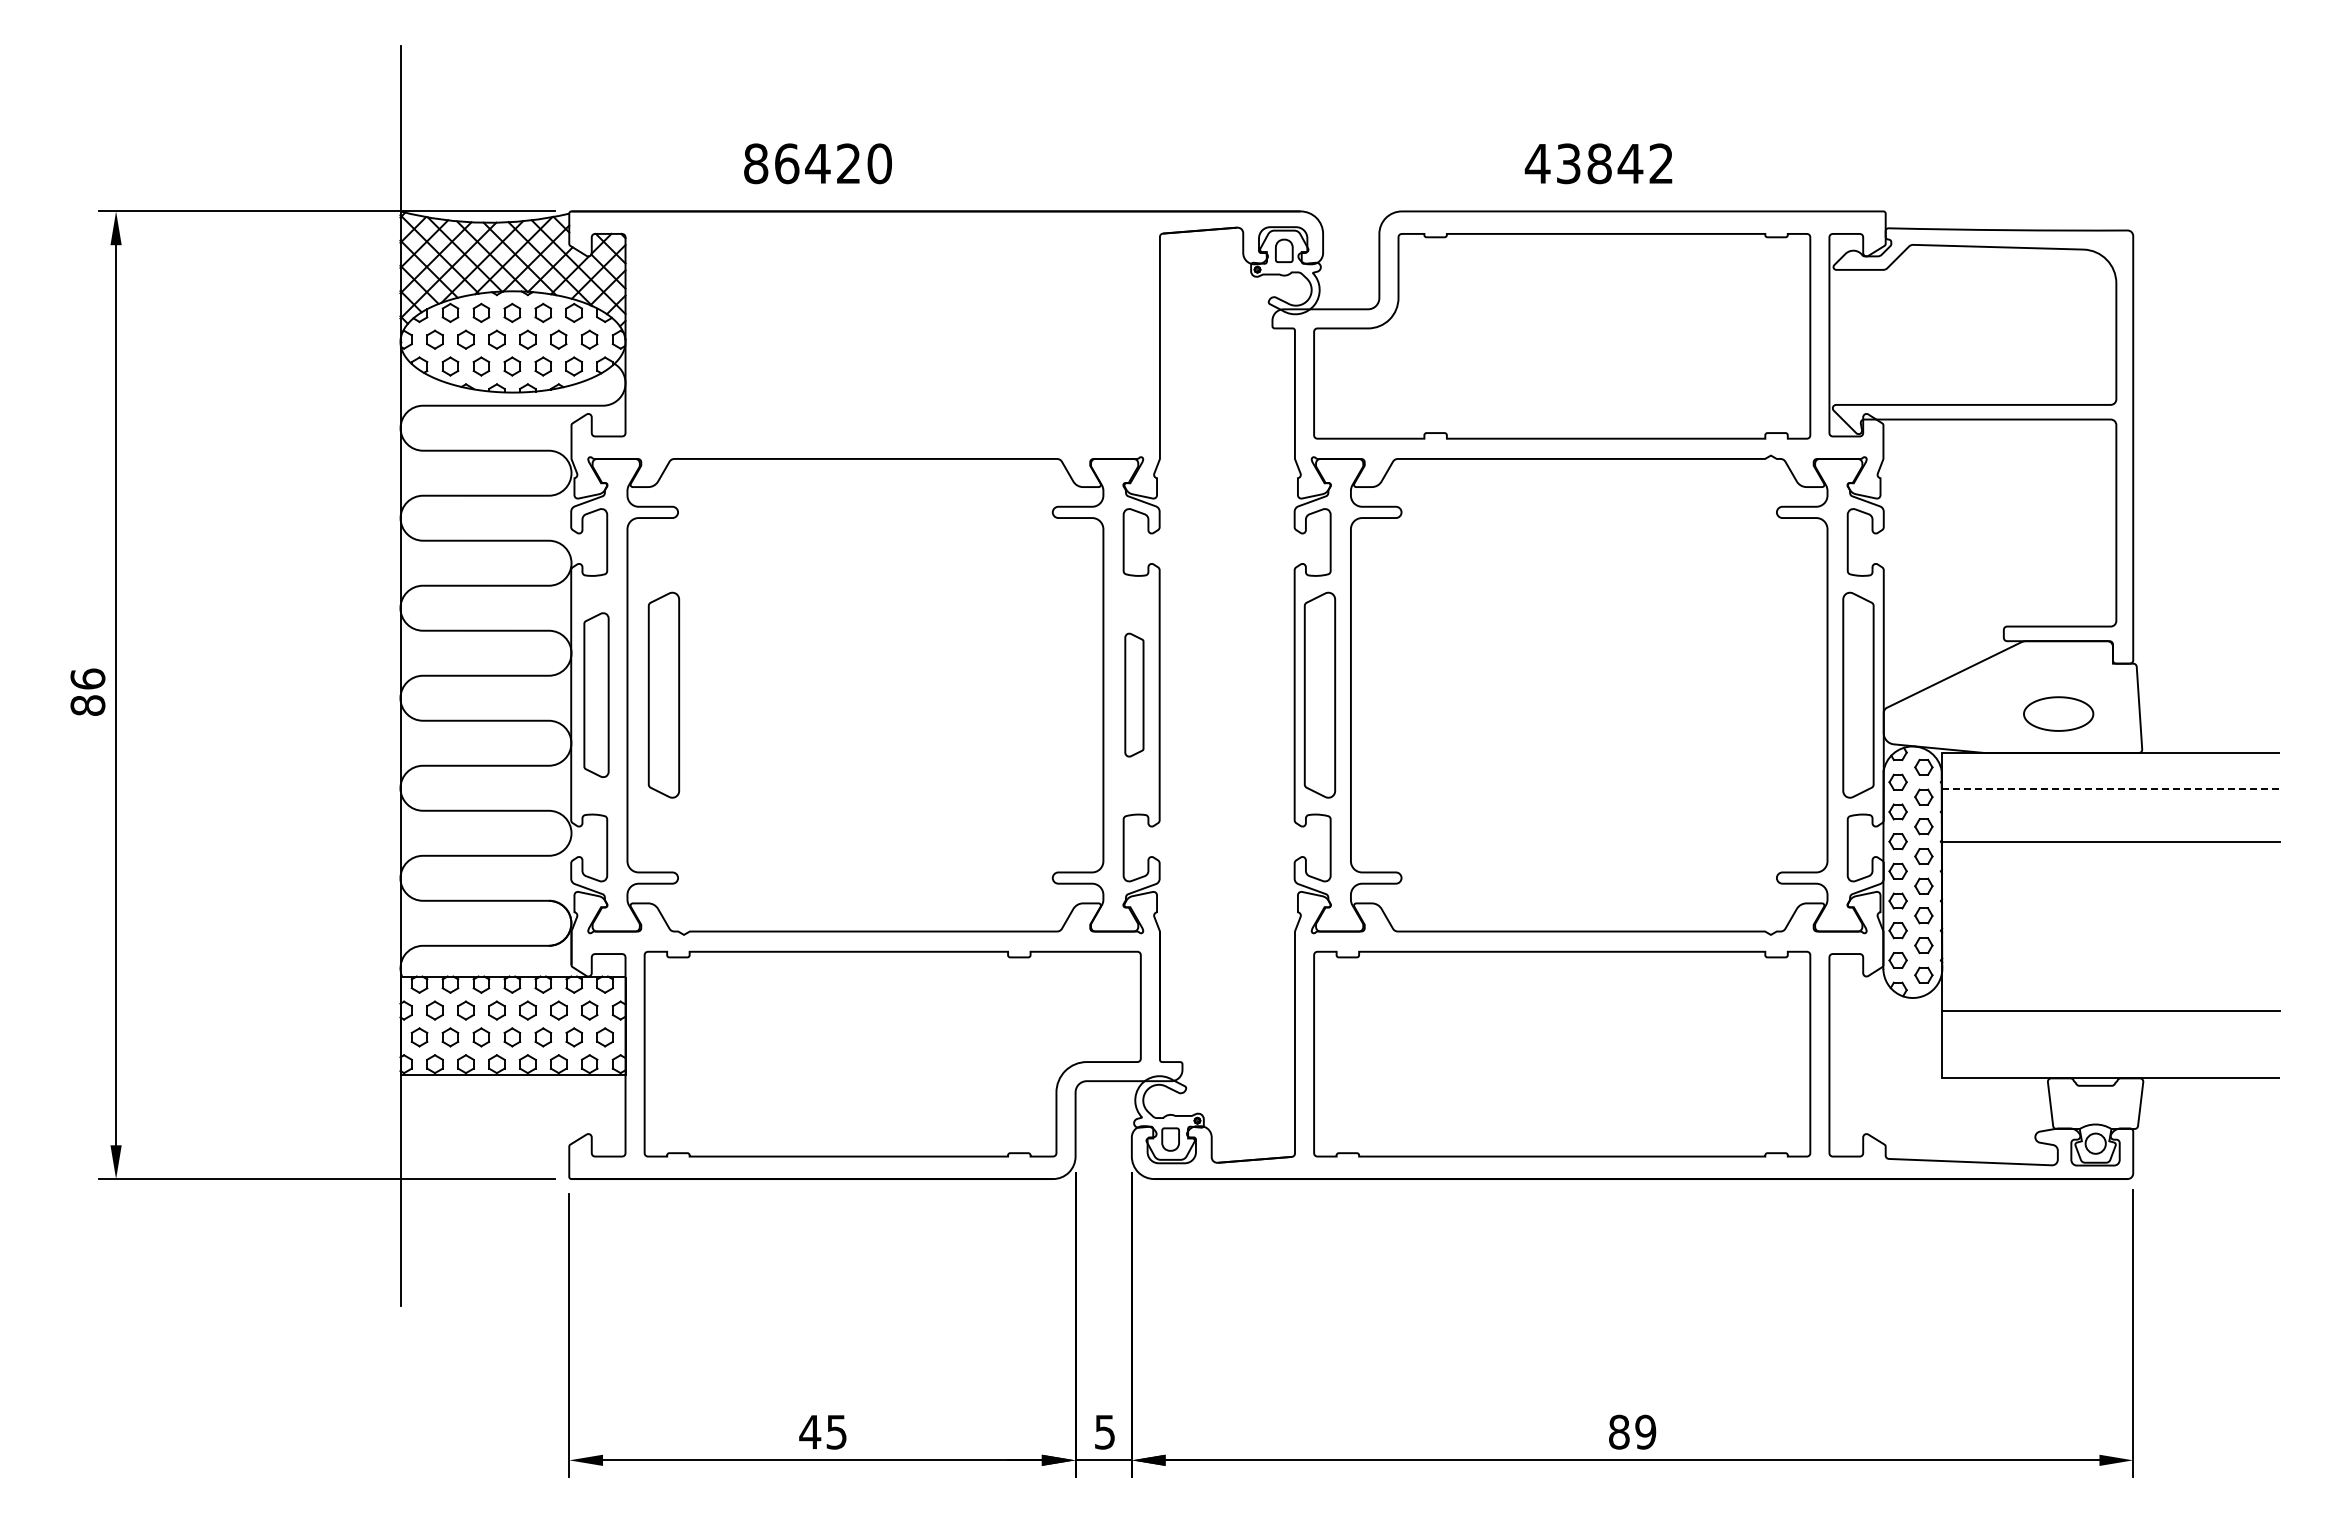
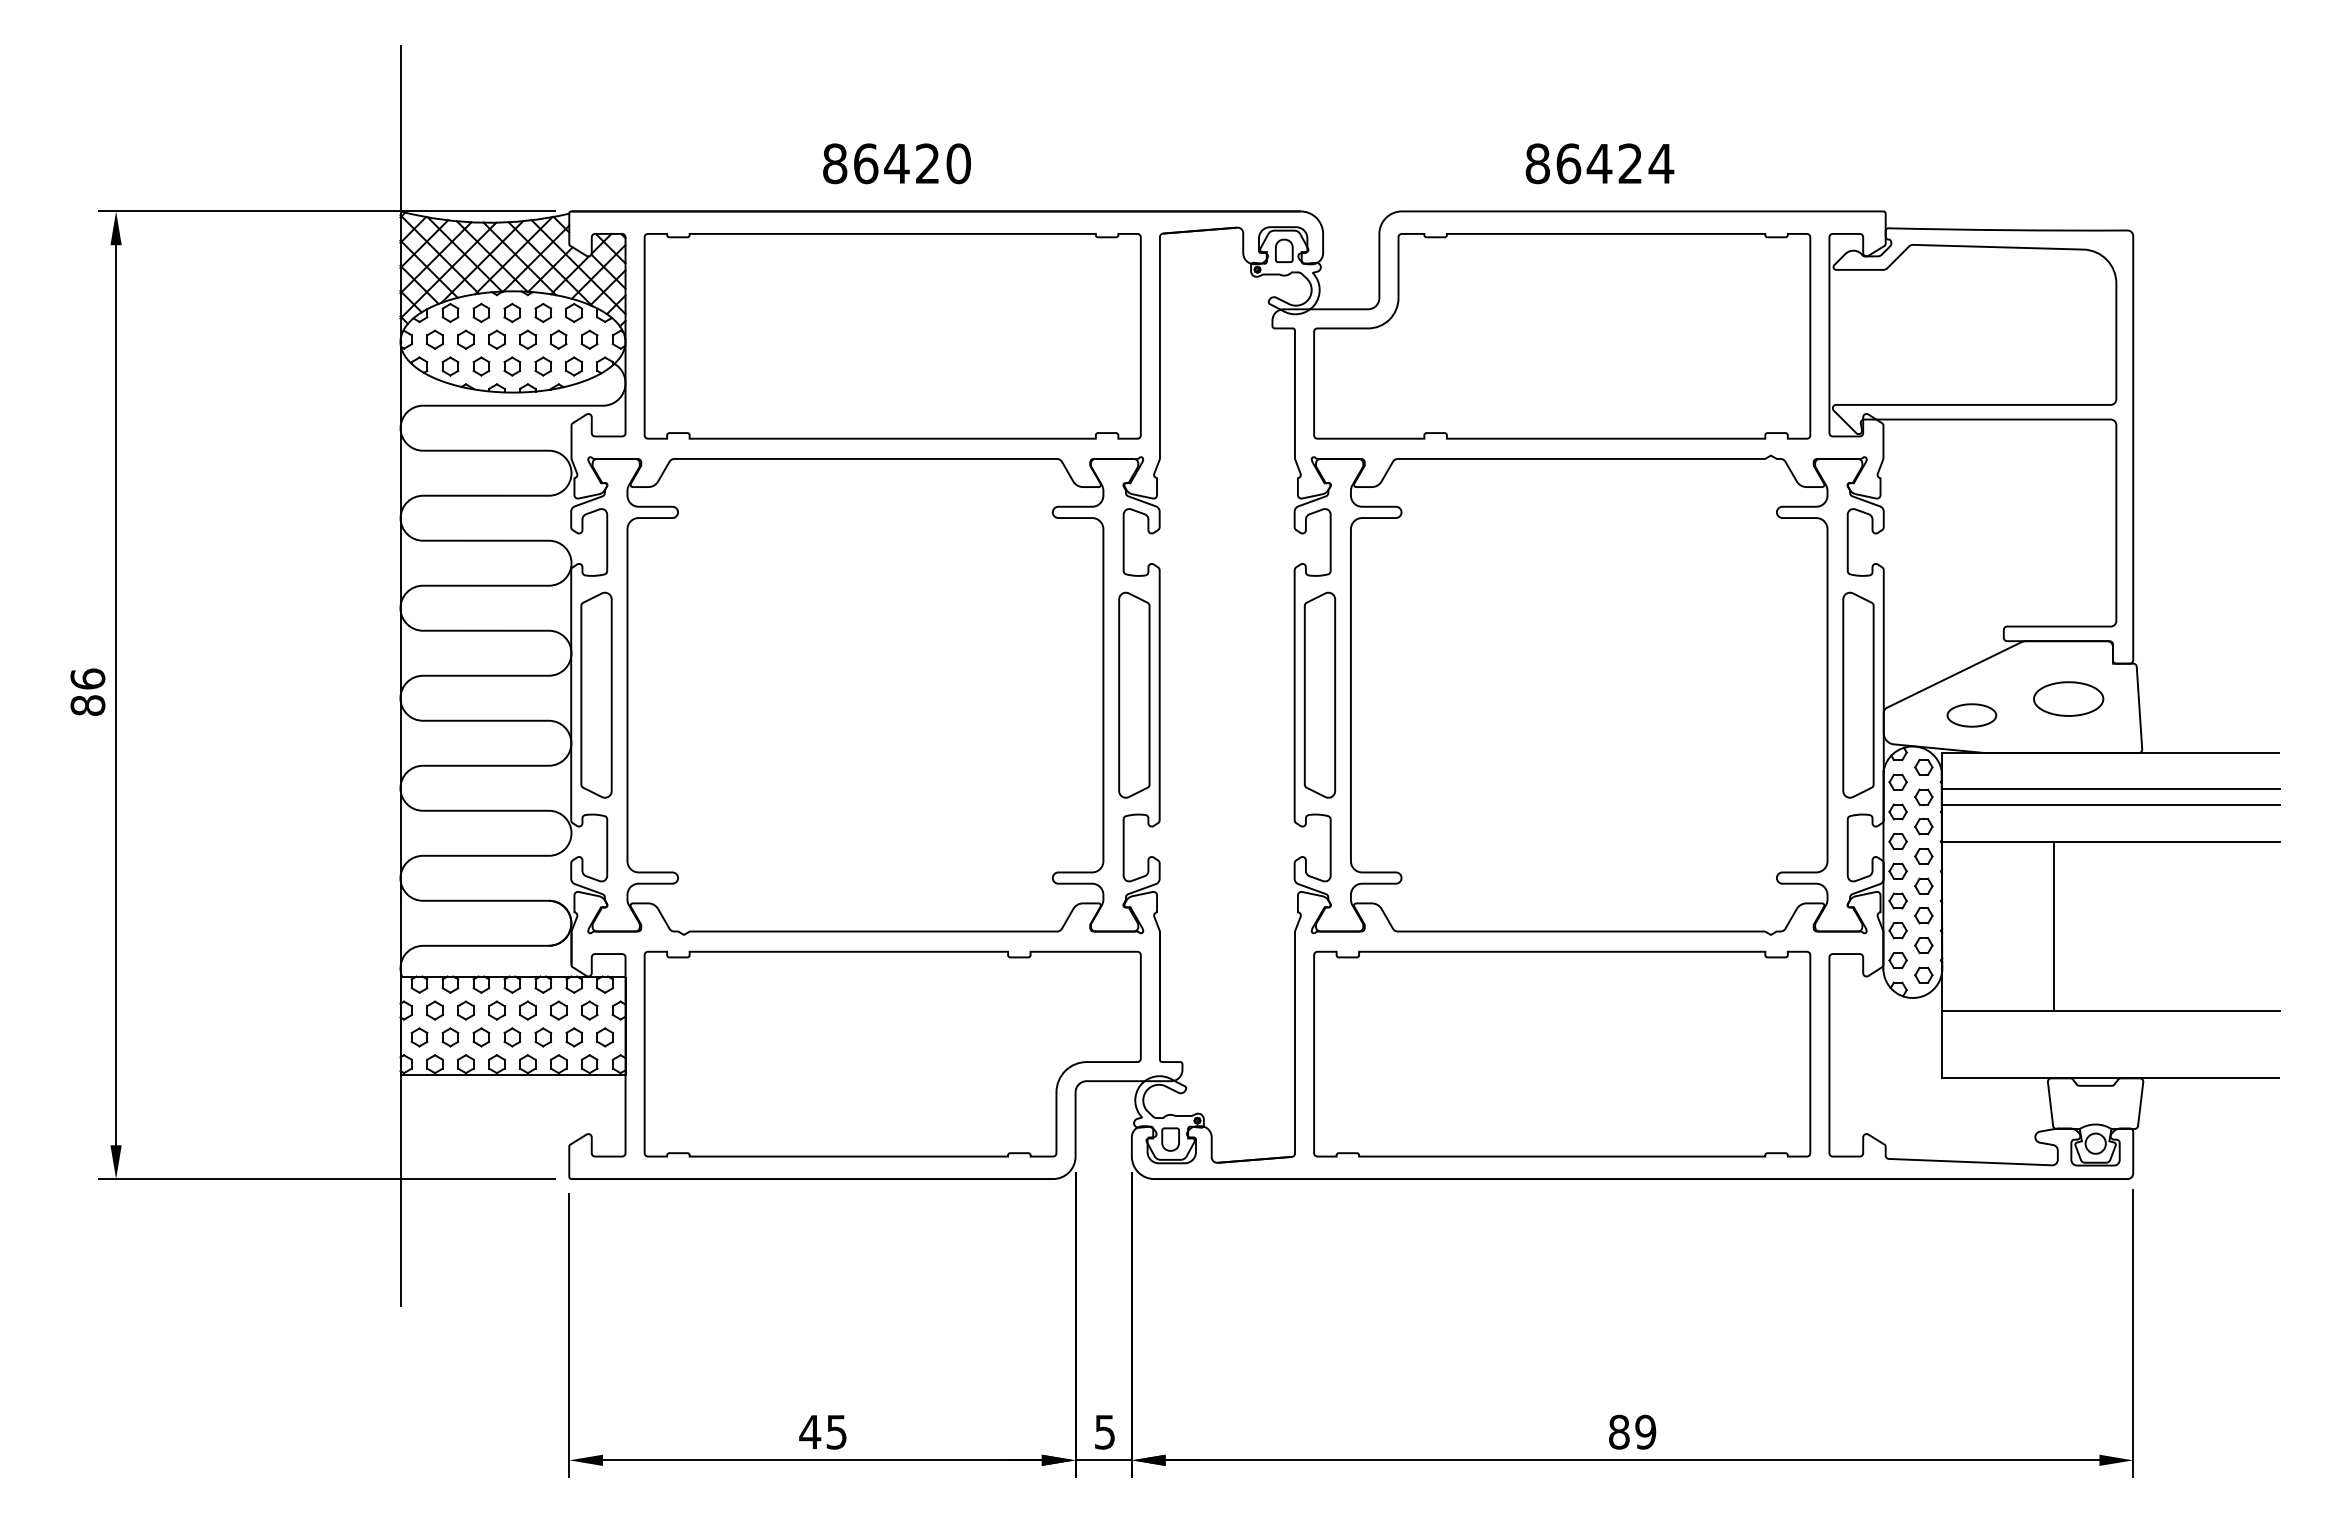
text position: (817, 163) -> (896, 163) (896, 163)
text: 43842 -> 86424 (1599, 163)
part: none -> present (892, 336)
part size: 27x166 px -> 33x208 px (596, 694)
part: present -> none (663, 694)
part size: 21x126 px -> 33x208 px (1134, 694)
part position: (2058, 713) -> (2068, 698) (2068, 698)
part: none -> present (1971, 715)
line: dashed -> solid (2110, 789)
line: none -> present (2110, 804)
line: none -> present (2054, 926)
